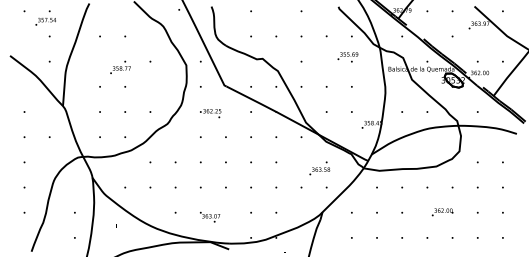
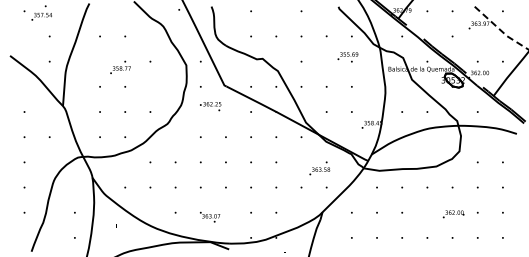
text position: (45, 17) -> (41, 12) (41, 12)
line: solid -> dashed (500, 30)
text position: (210, 113) -> (210, 106) (210, 106)
text position: (442, 212) -> (453, 214) (453, 214)
